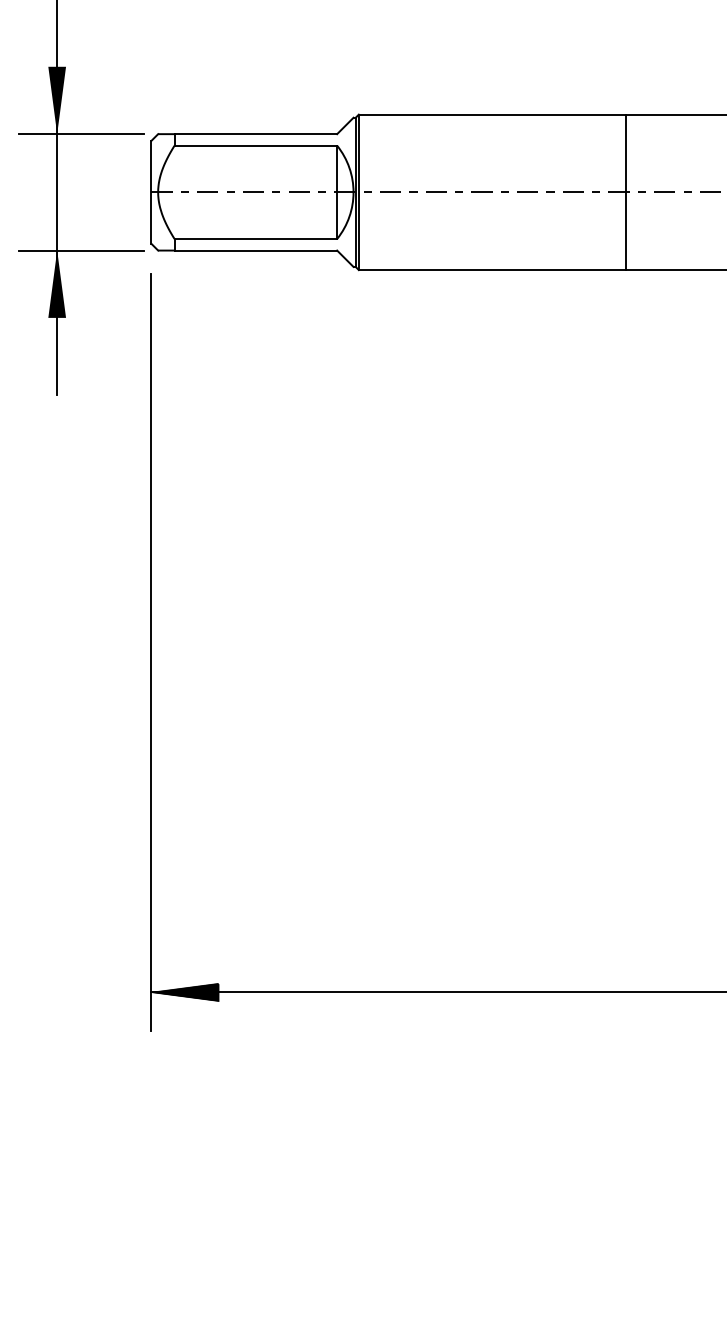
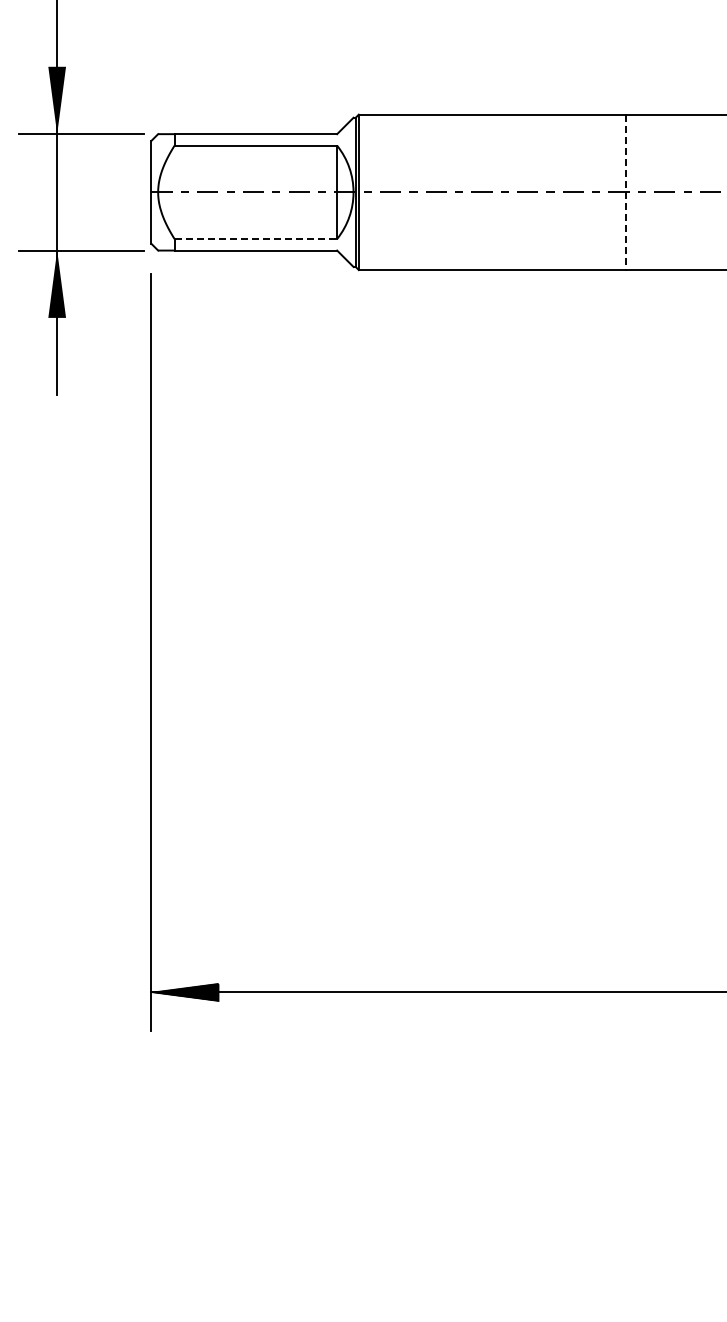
line: solid -> dashed (625, 192)
line: solid -> dashed (256, 239)
